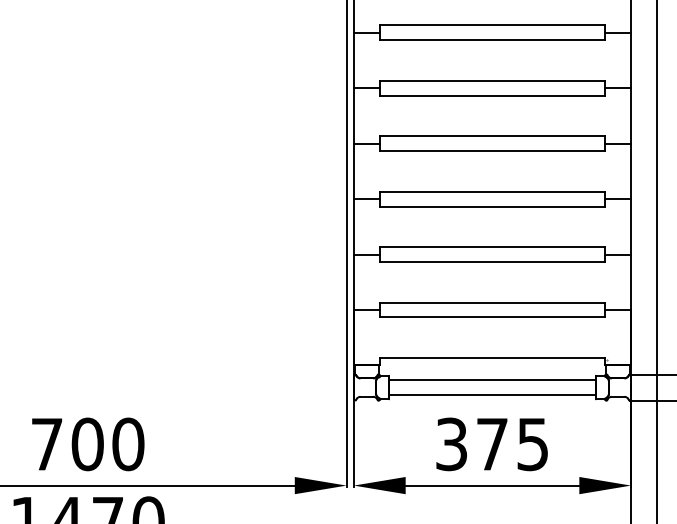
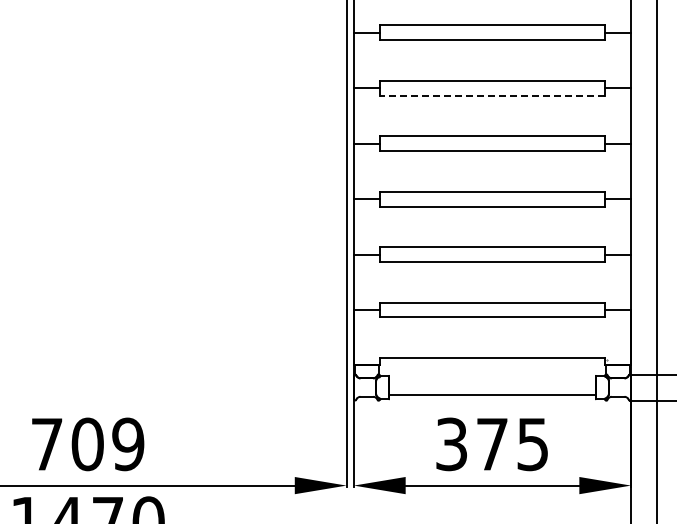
line: solid -> dashed (492, 95)
line: present -> none (492, 380)
text: 700 -> 709 (128, 444)
